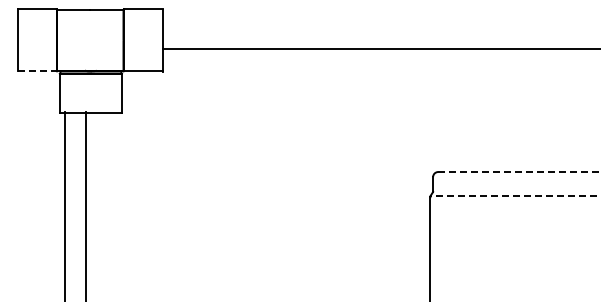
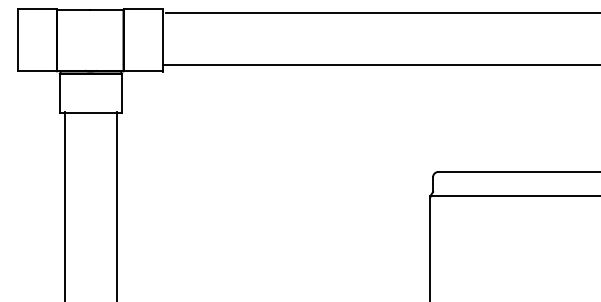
line: none -> present (381, 13)
line position: (380, 49) -> (380, 65) (380, 65)
line: dashed -> solid (37, 71)
line: dashed -> solid (519, 172)
line: dashed -> solid (515, 196)
line position: (85, 205) -> (116, 205) (116, 205)
